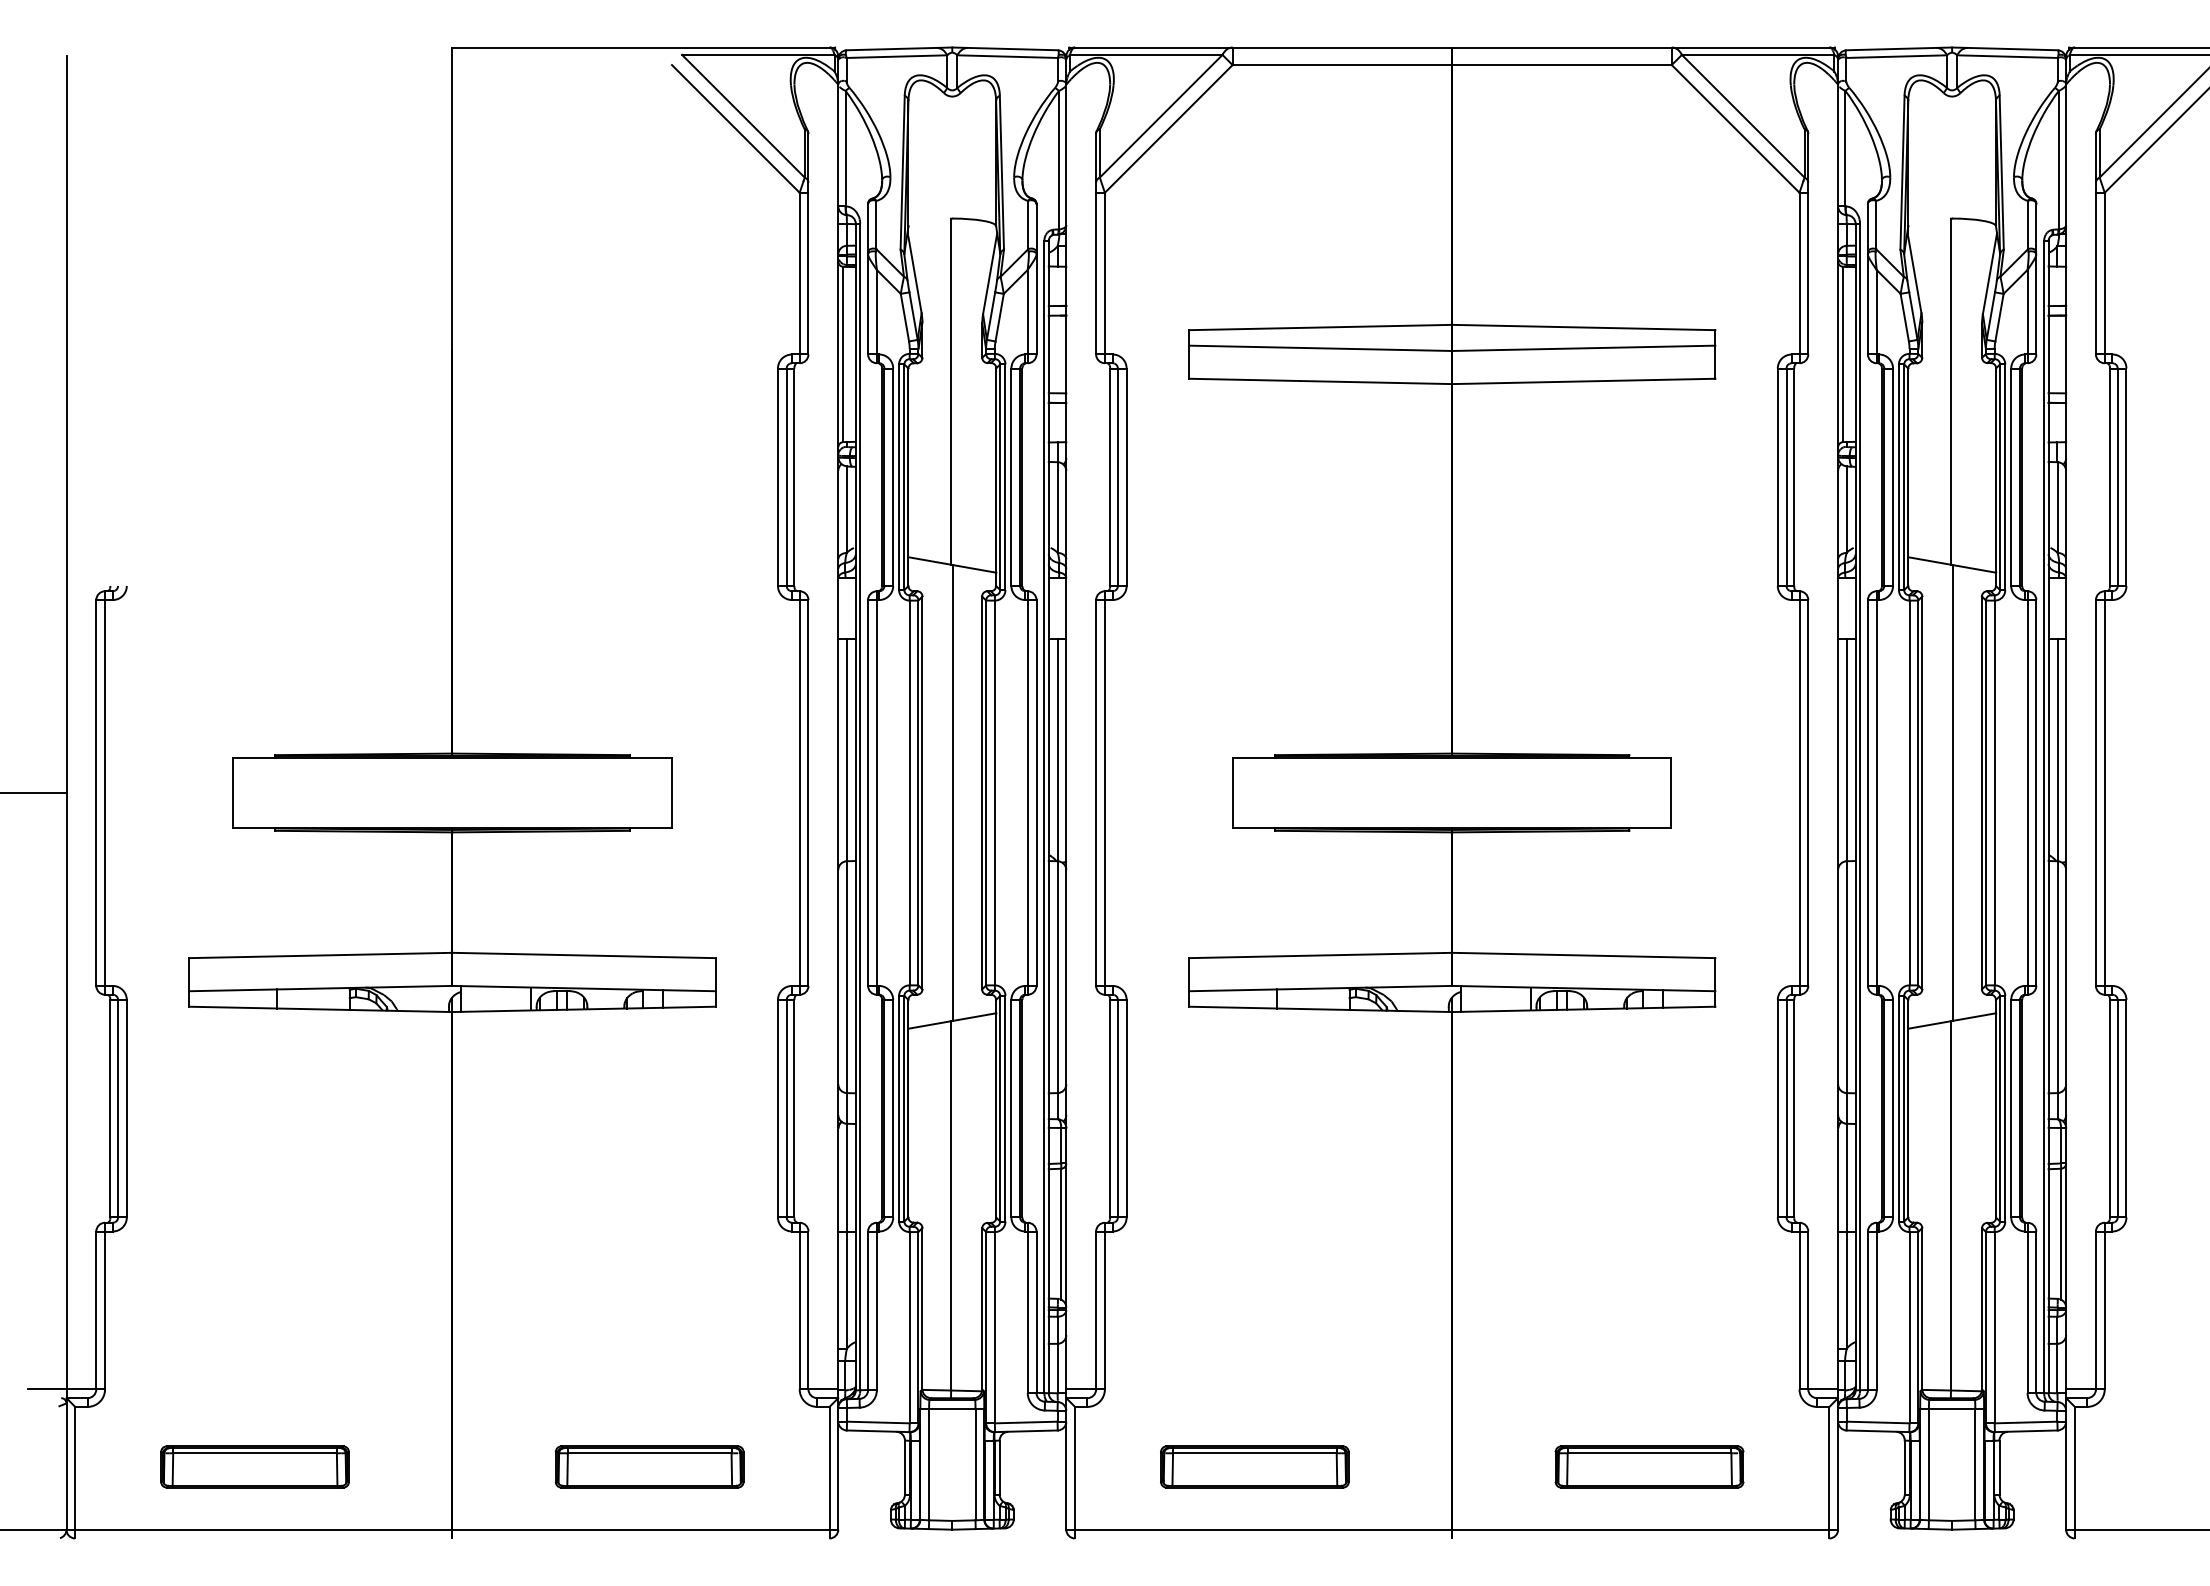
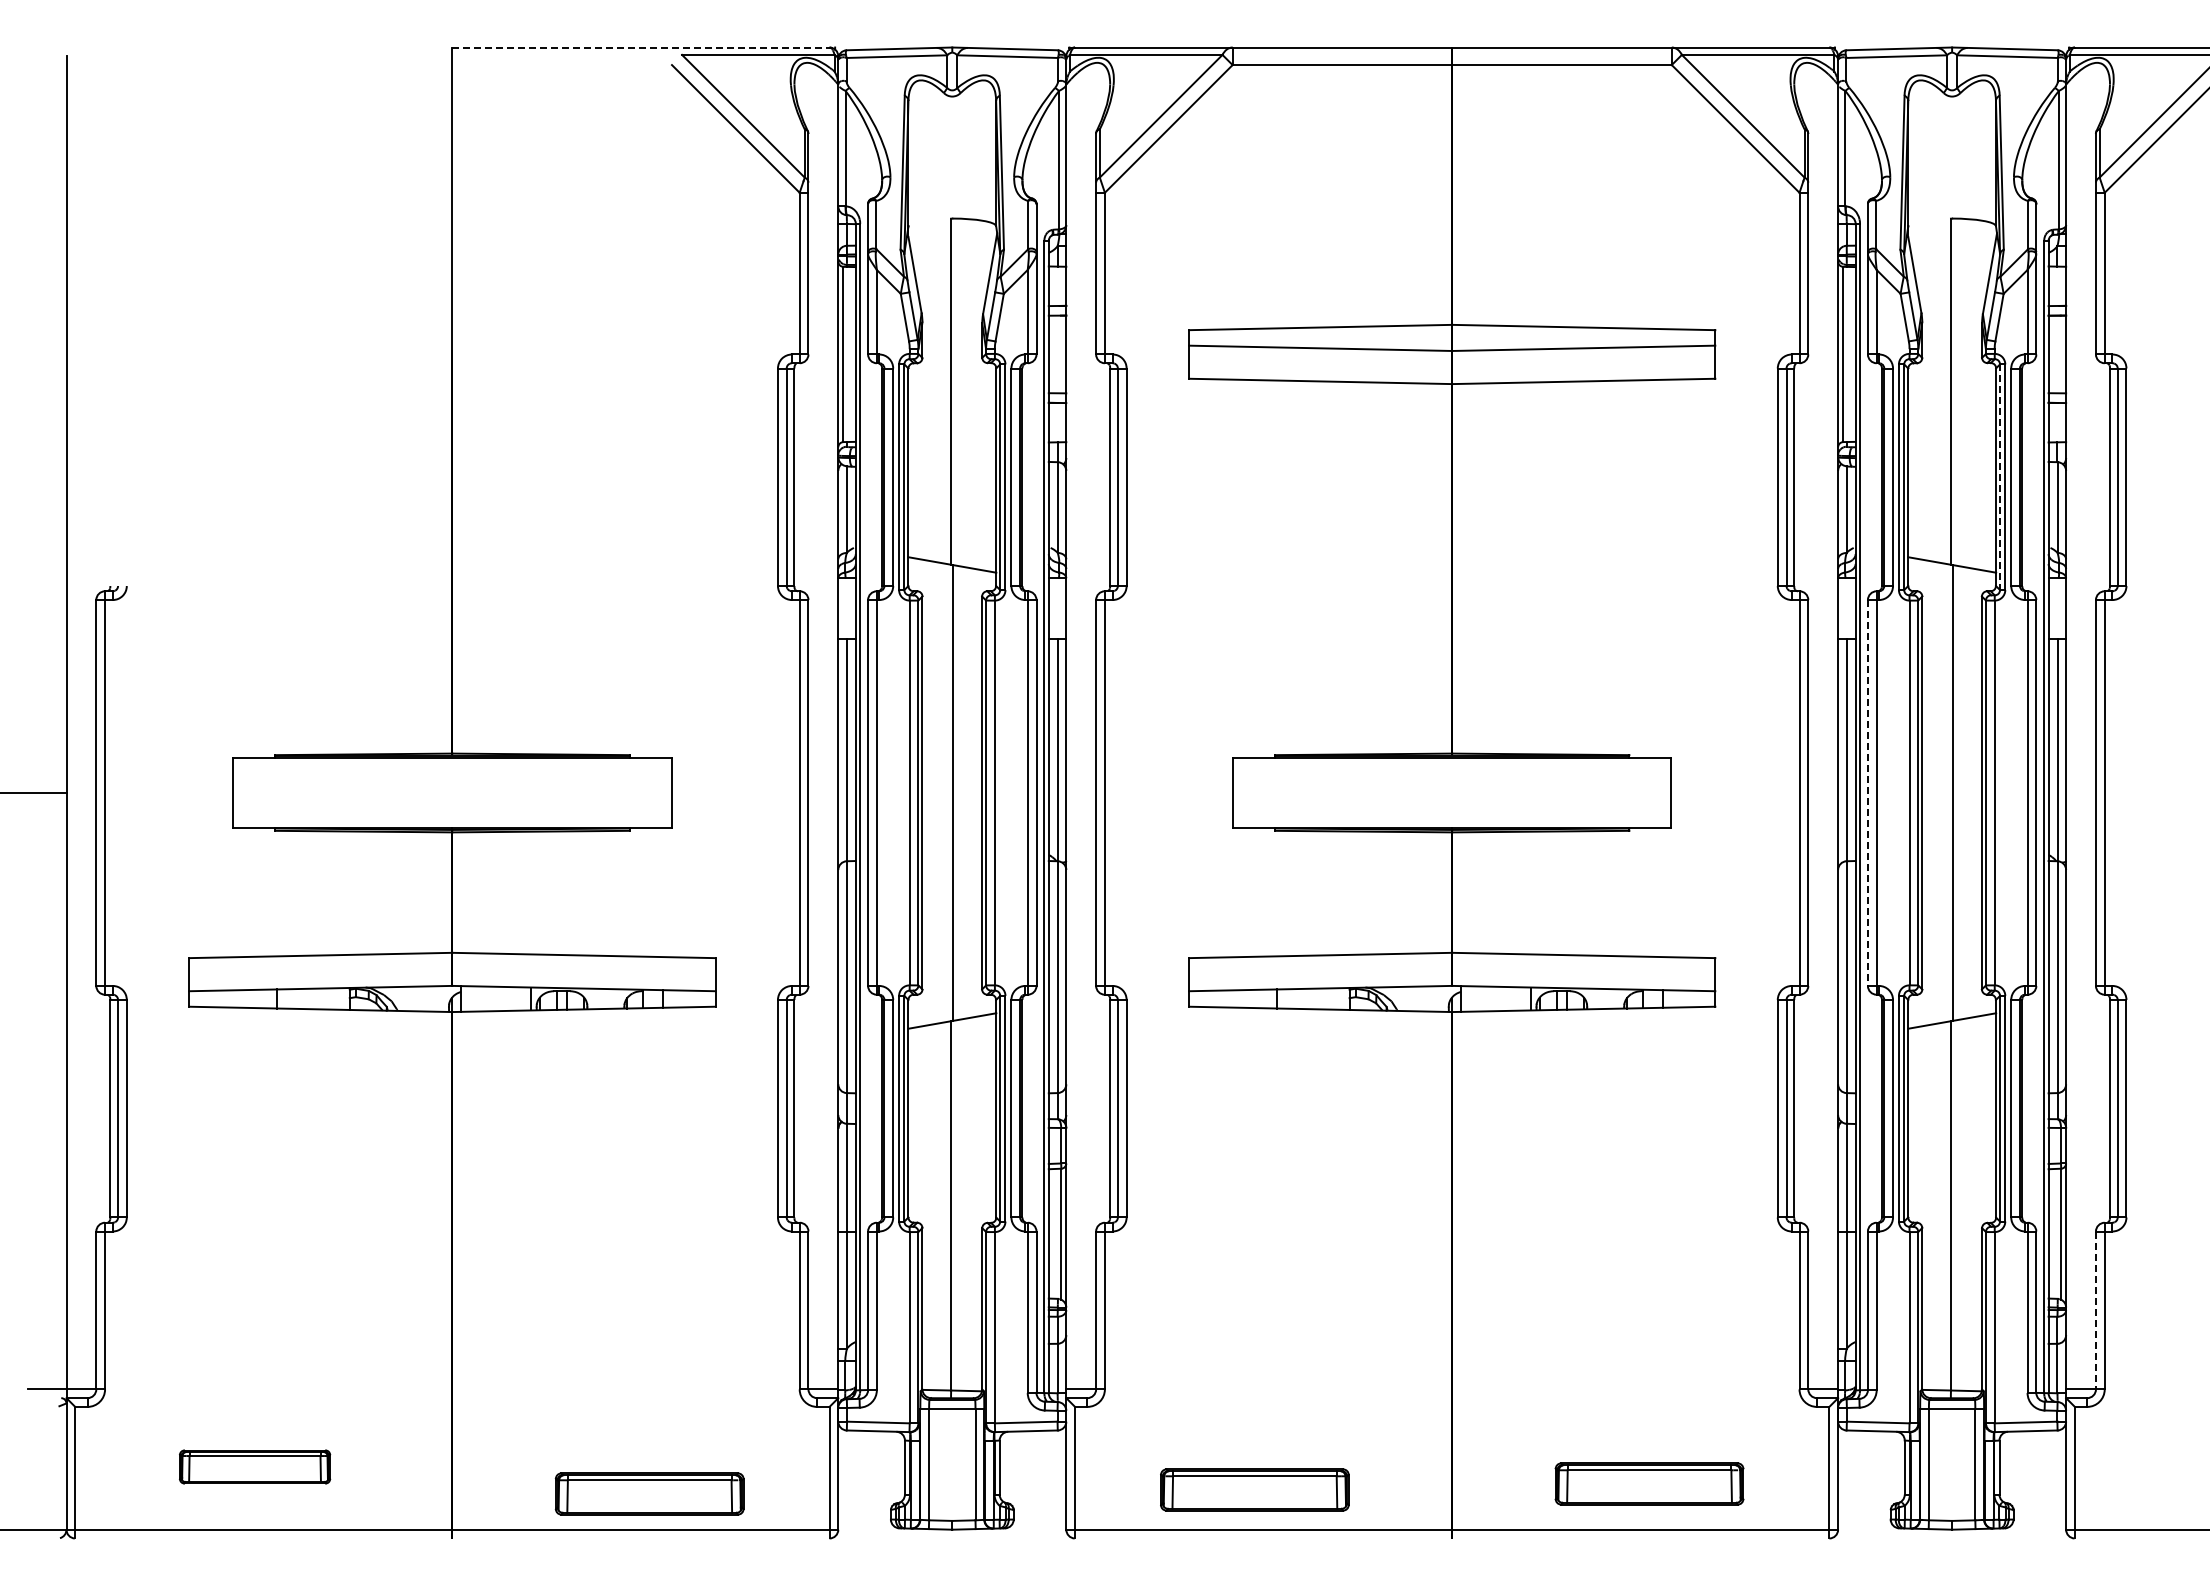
line: solid -> dashed (644, 47)
line: solid -> dashed (2000, 477)
line: solid -> dashed (1867, 793)
line: solid -> dashed (2095, 1310)
part size: 190x44 px -> 153x36 px (255, 1466)
part position: (649, 1466) -> (649, 1493) (649, 1493)
part position: (1254, 1466) -> (1254, 1489) (1254, 1489)
part position: (1649, 1466) -> (1649, 1483) (1649, 1483)
